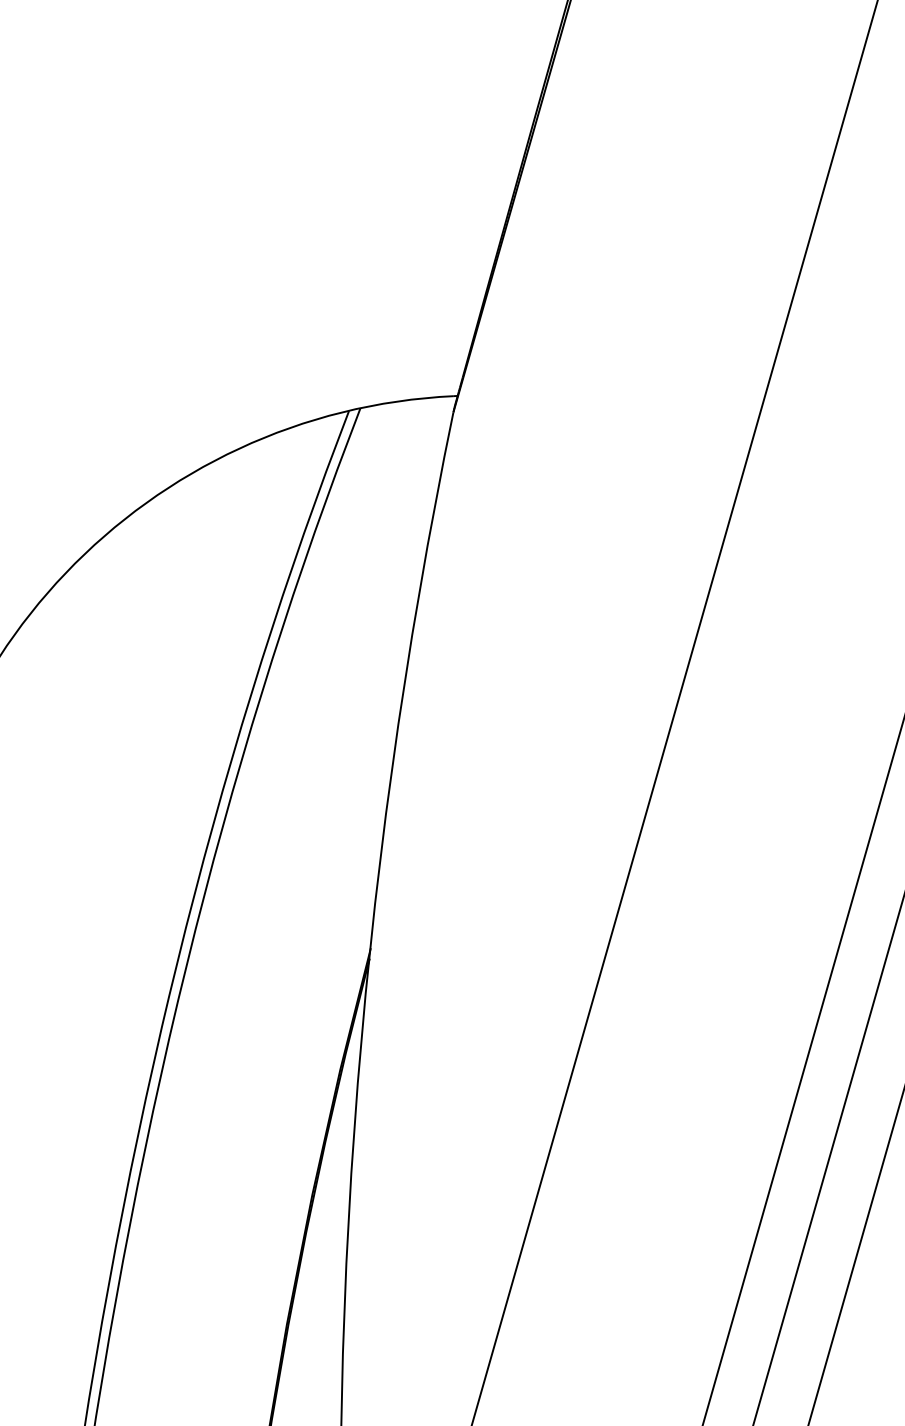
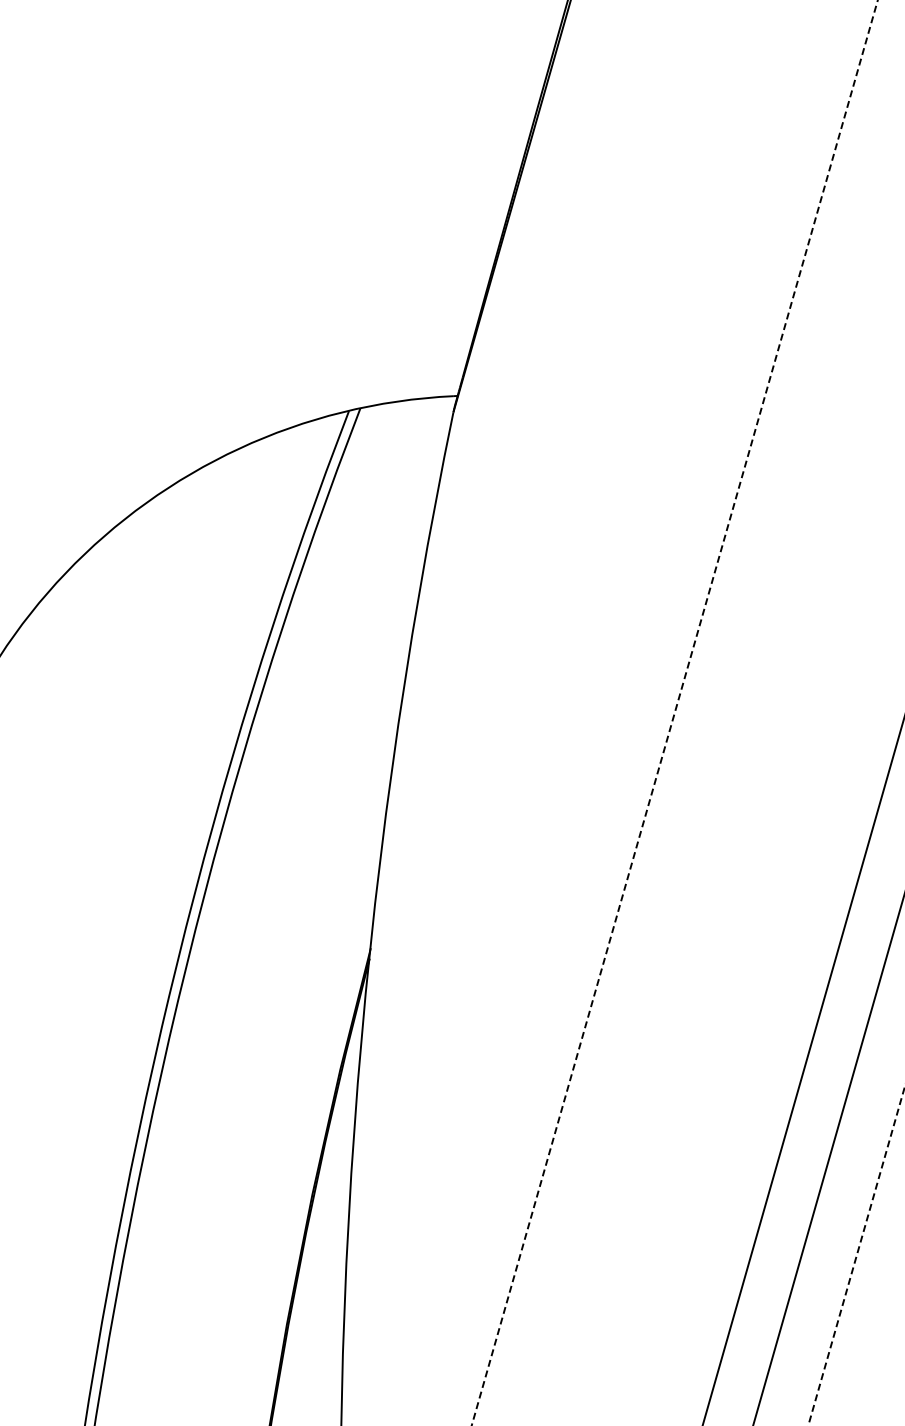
line: solid -> dashed (674, 713)
line: solid -> dashed (856, 1256)
